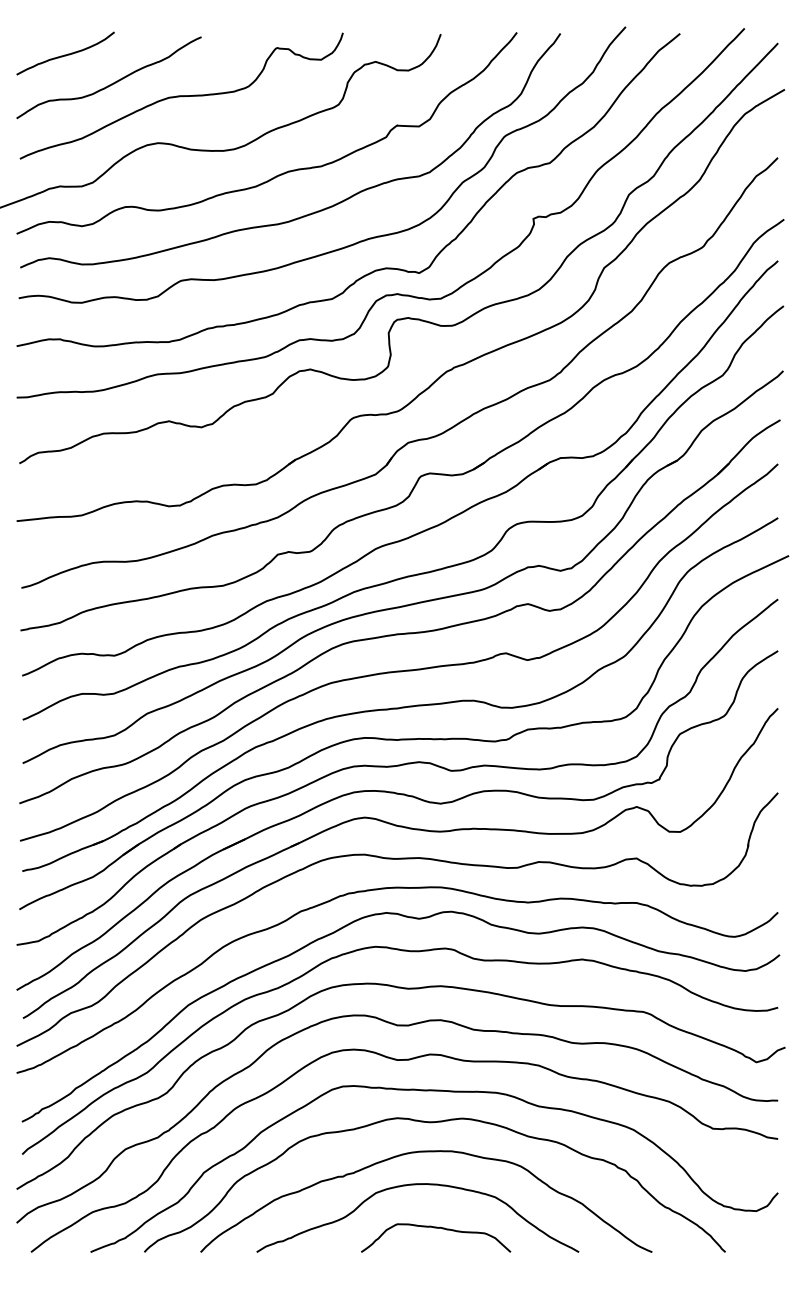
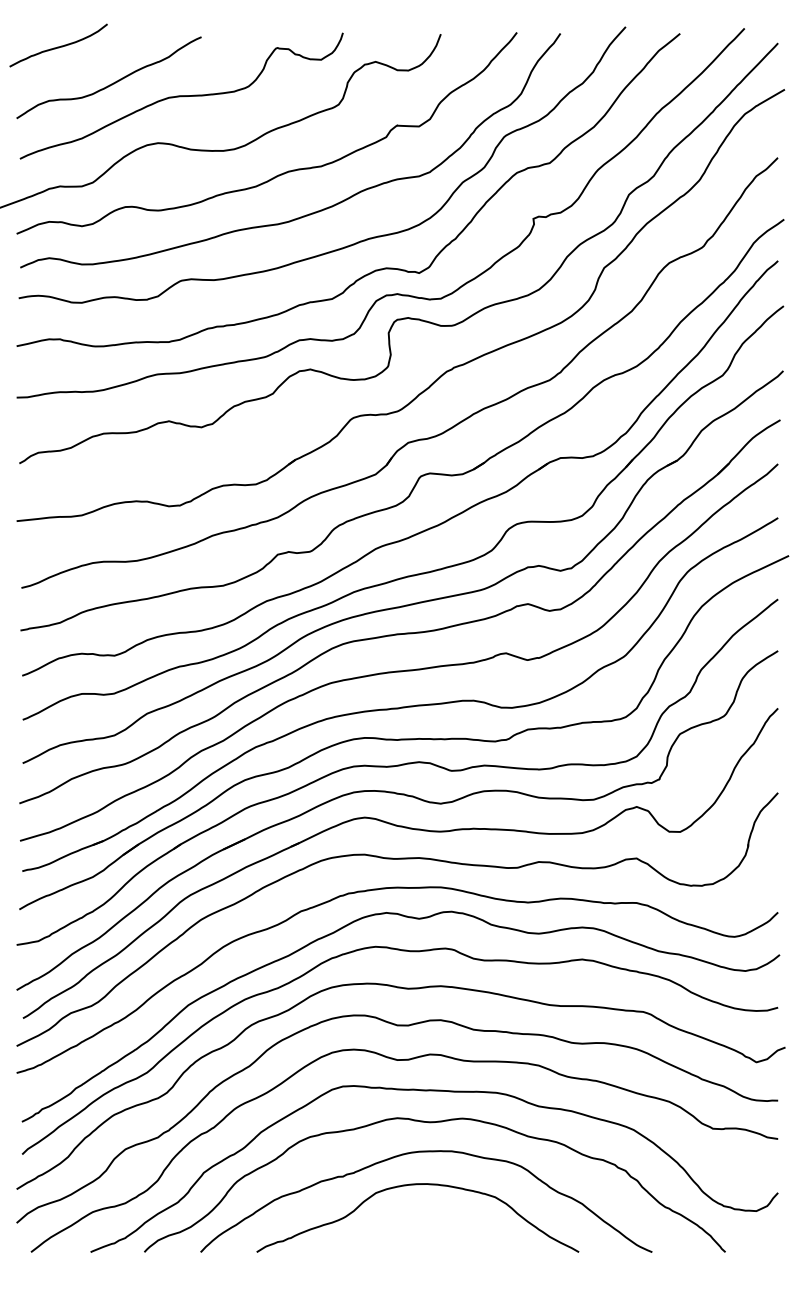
curve position: (65, 54) -> (58, 46) (58, 46)
curve: present -> none (436, 1228)
